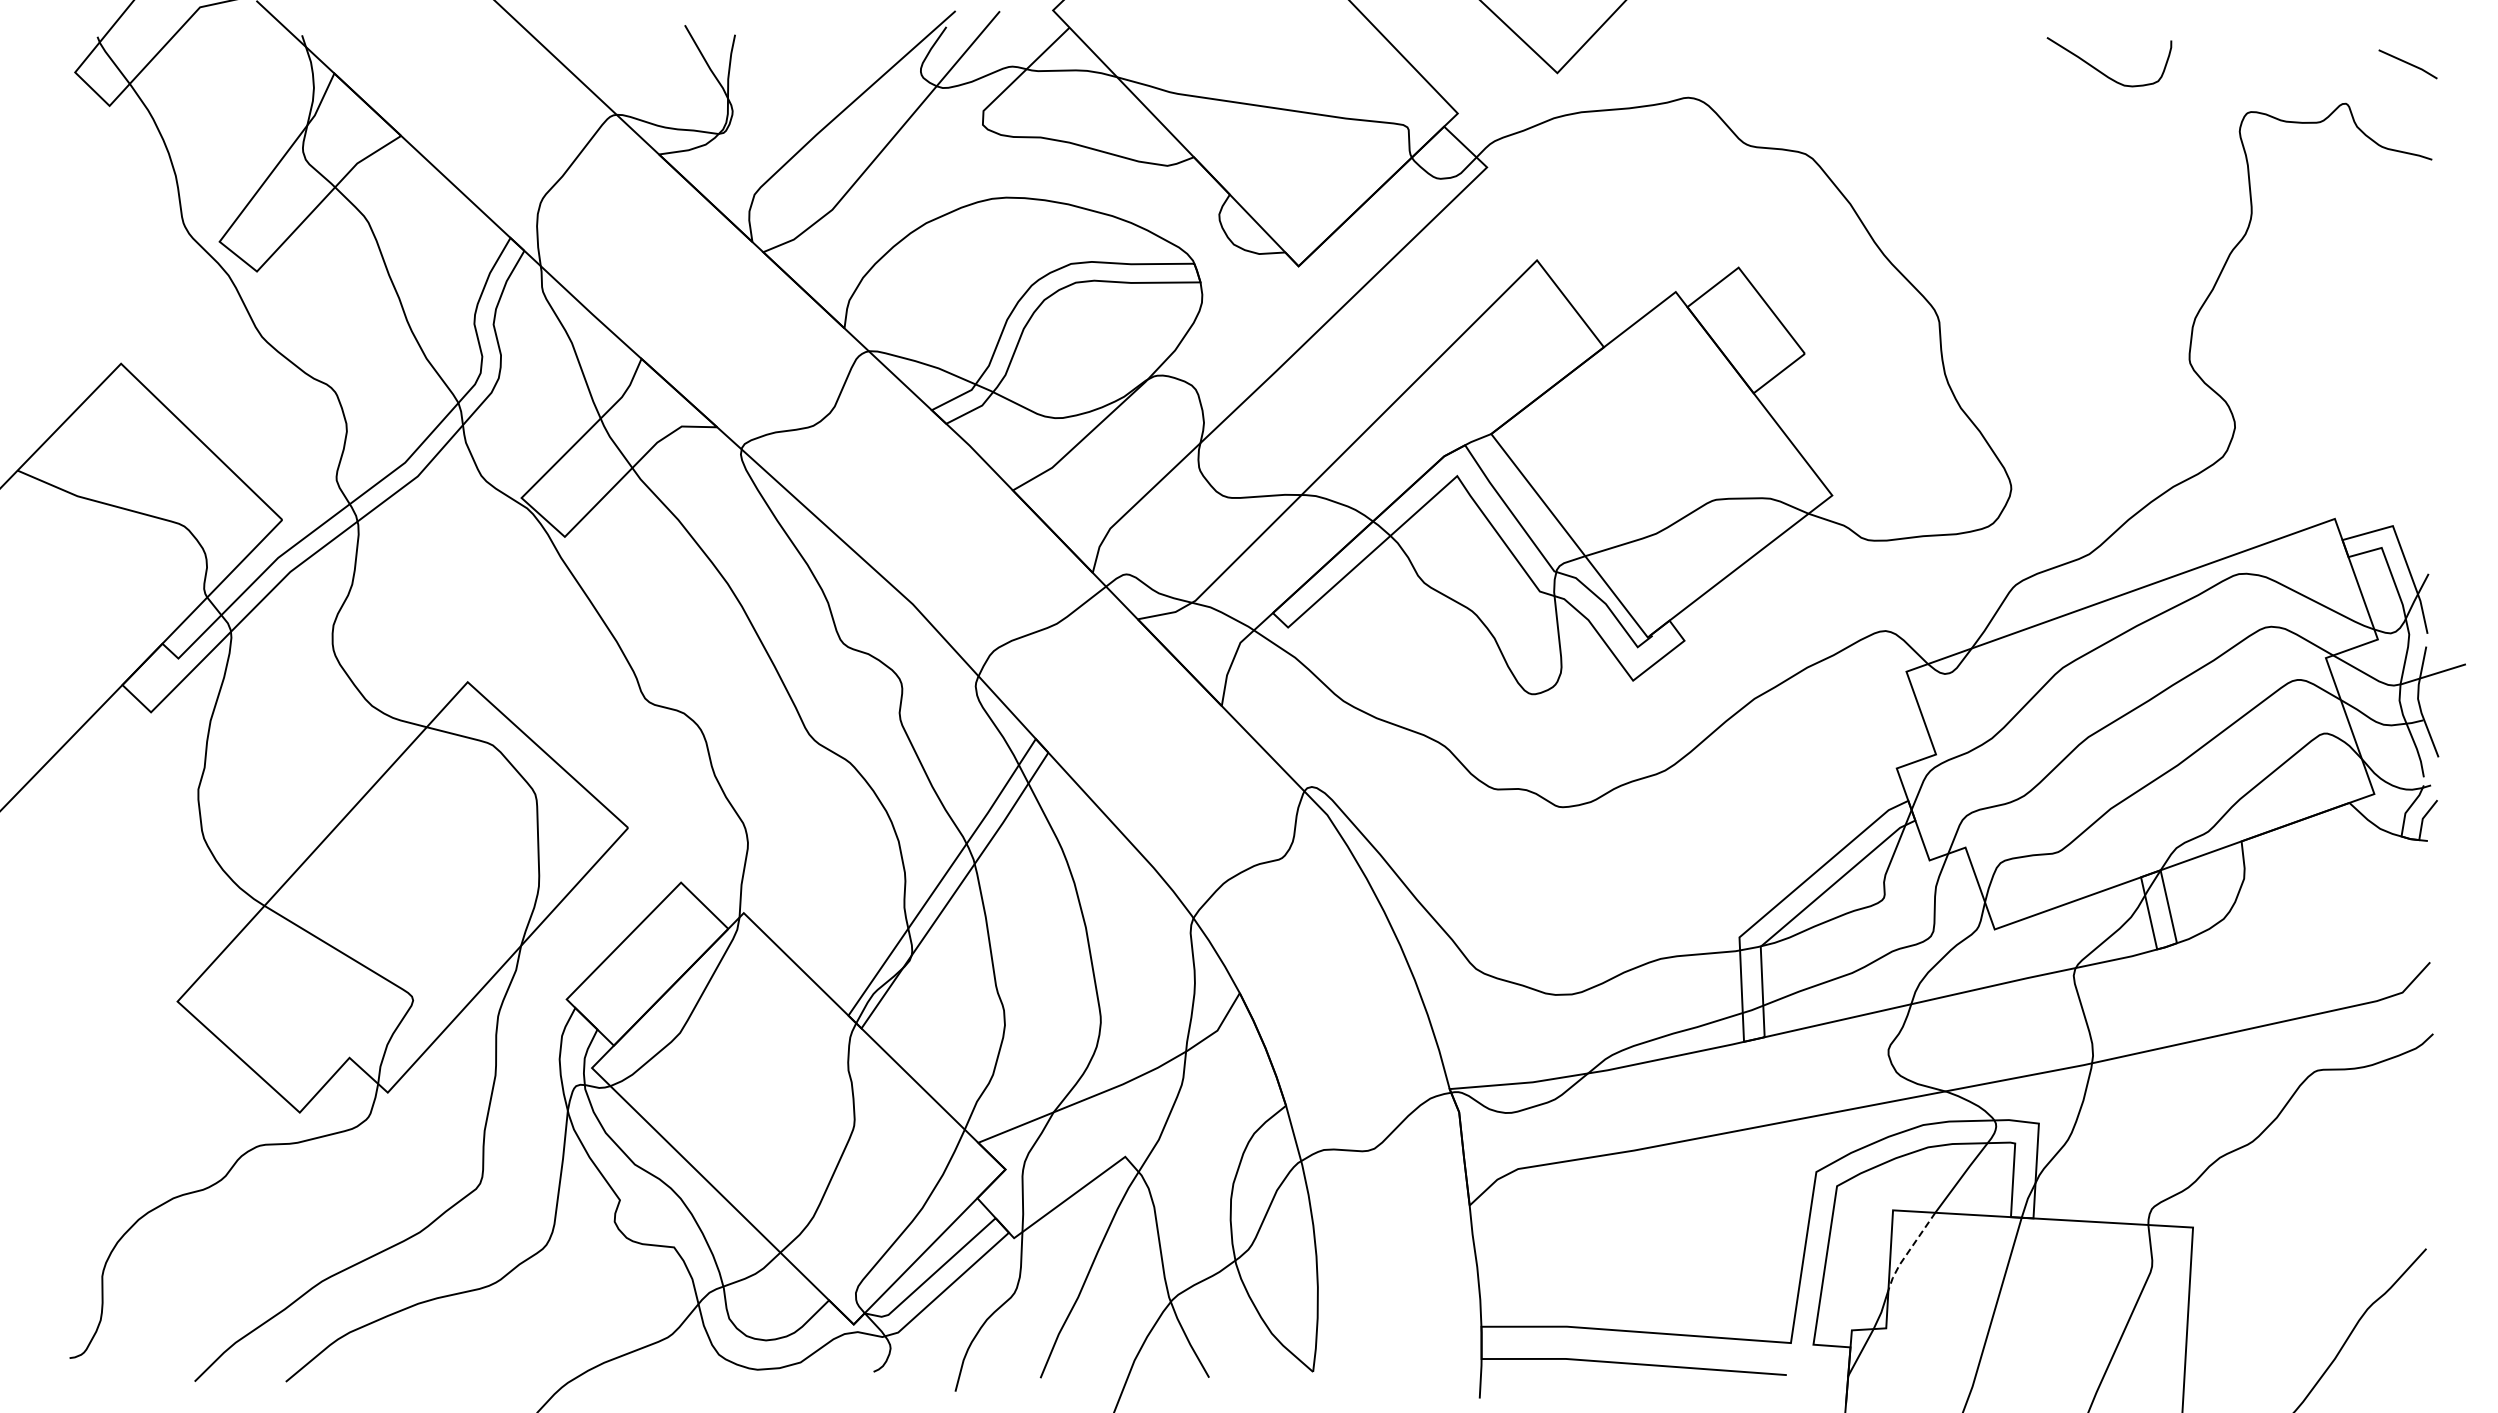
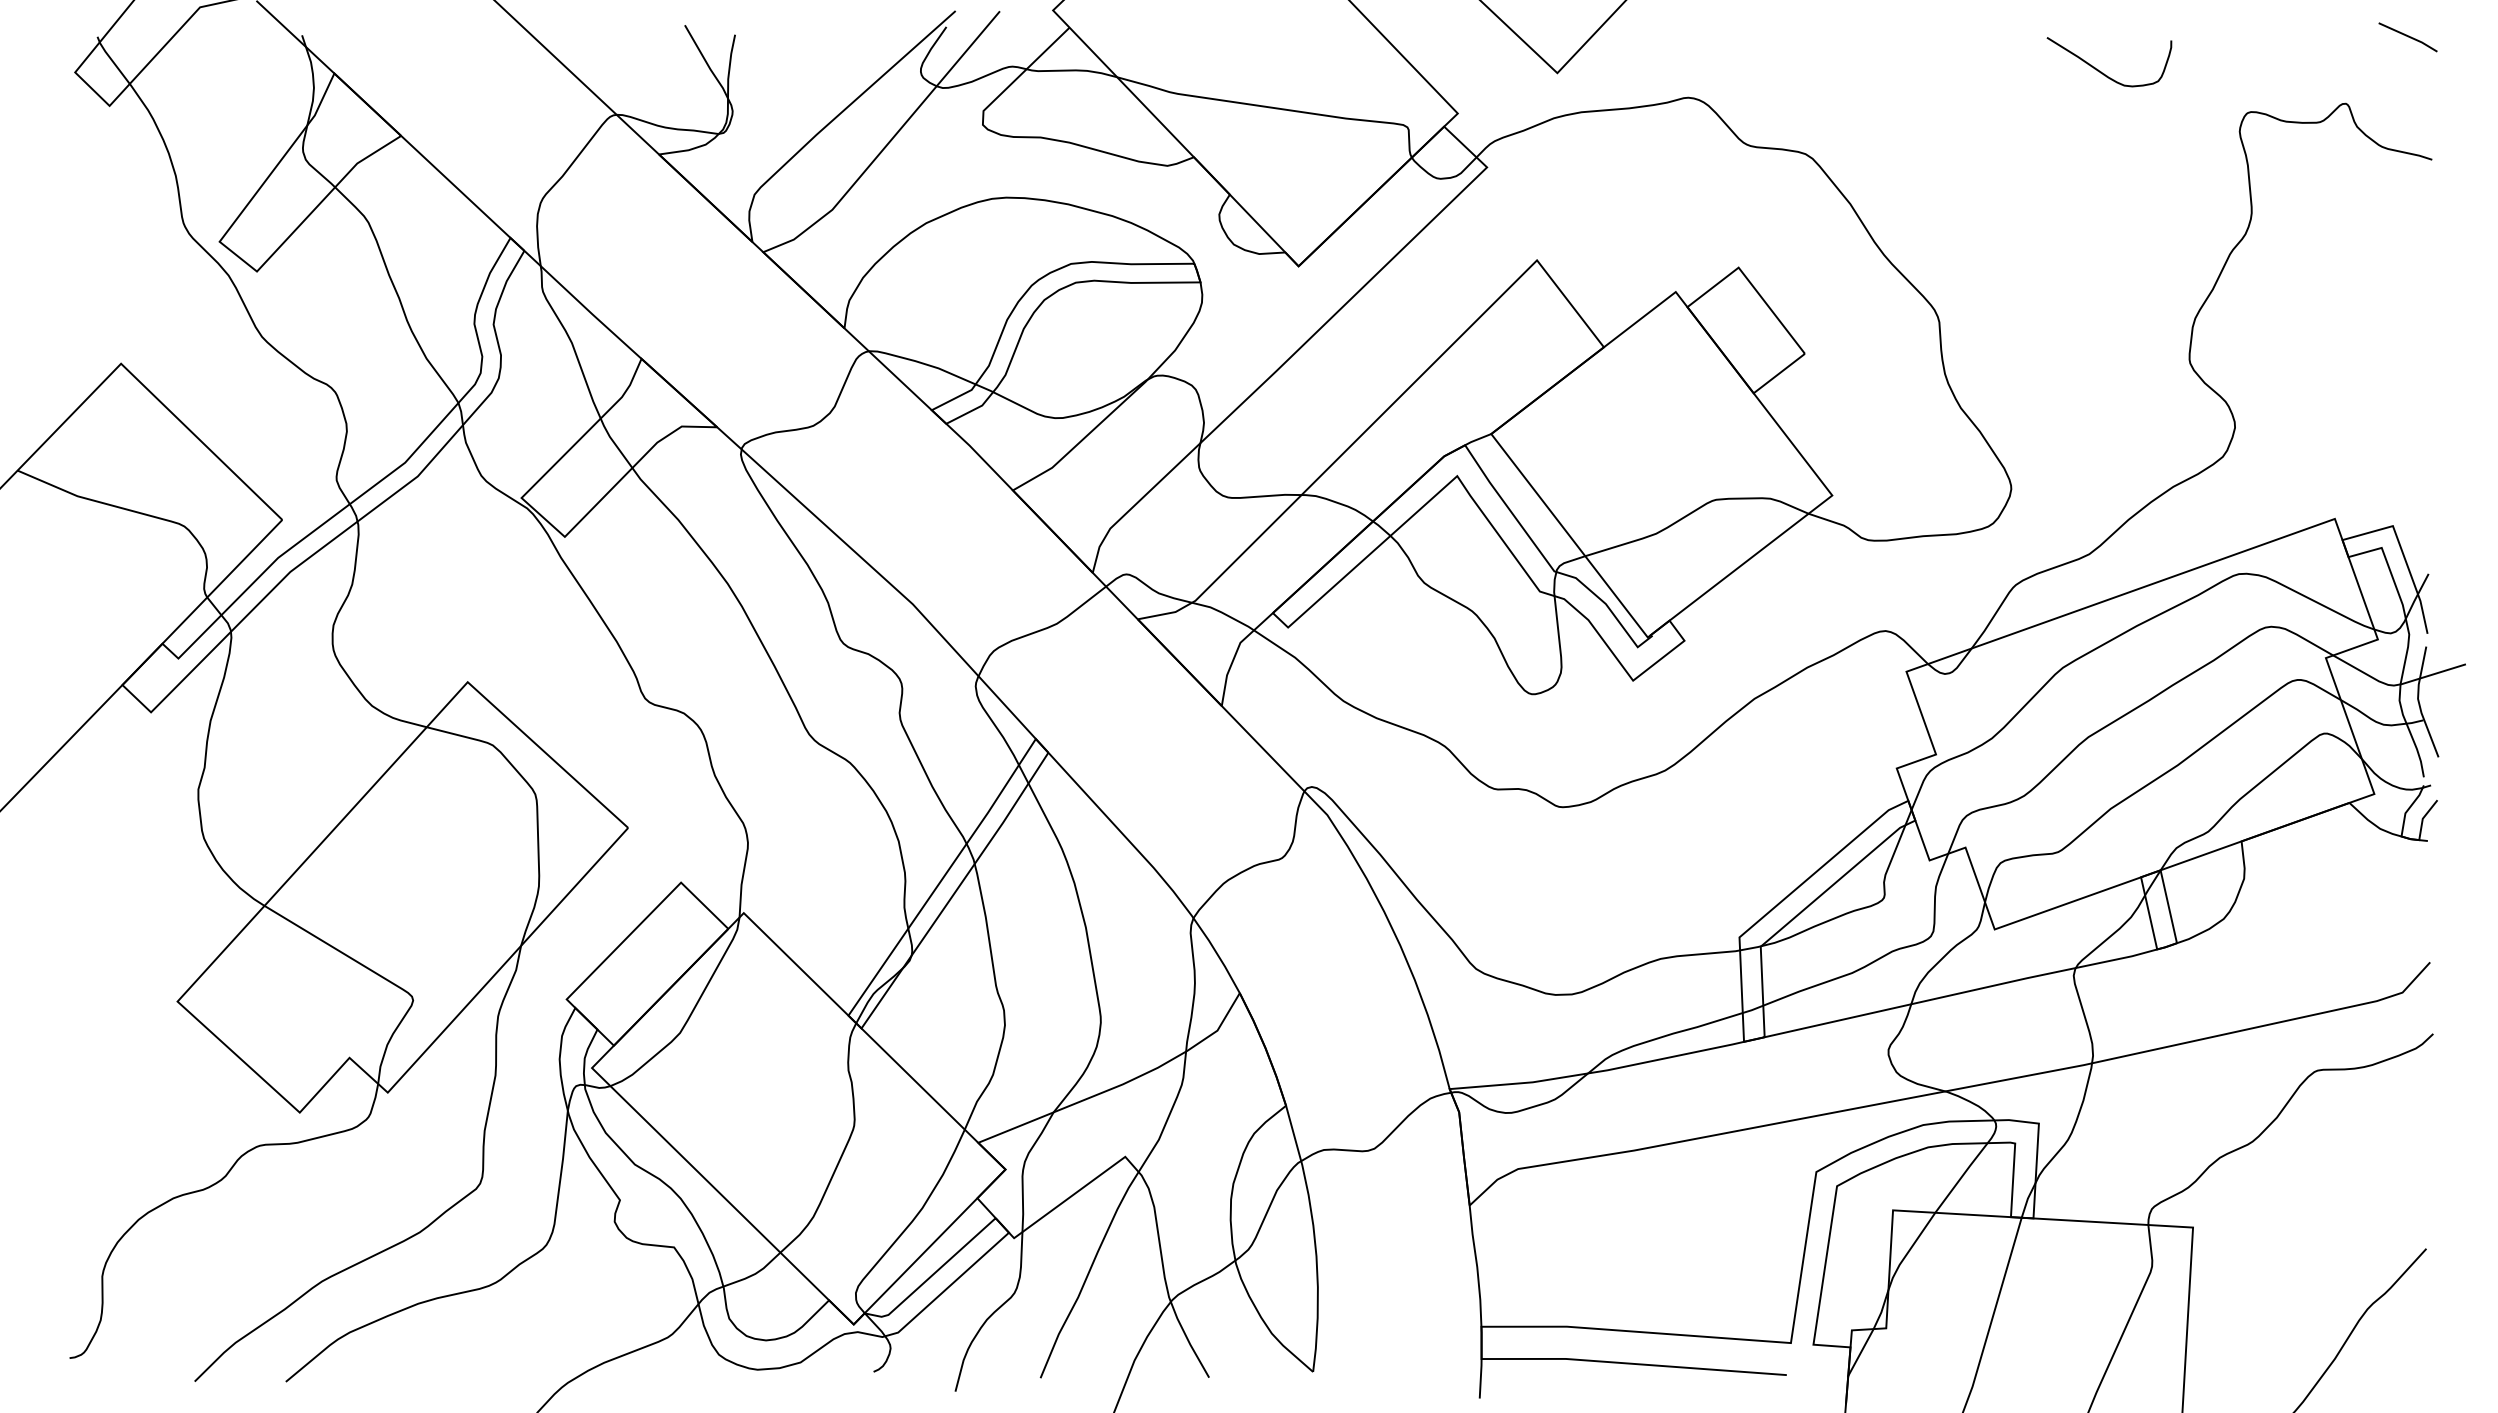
line position: (2407, 63) -> (2407, 36) (2407, 36)
line: dashed -> solid (1908, 1251)
